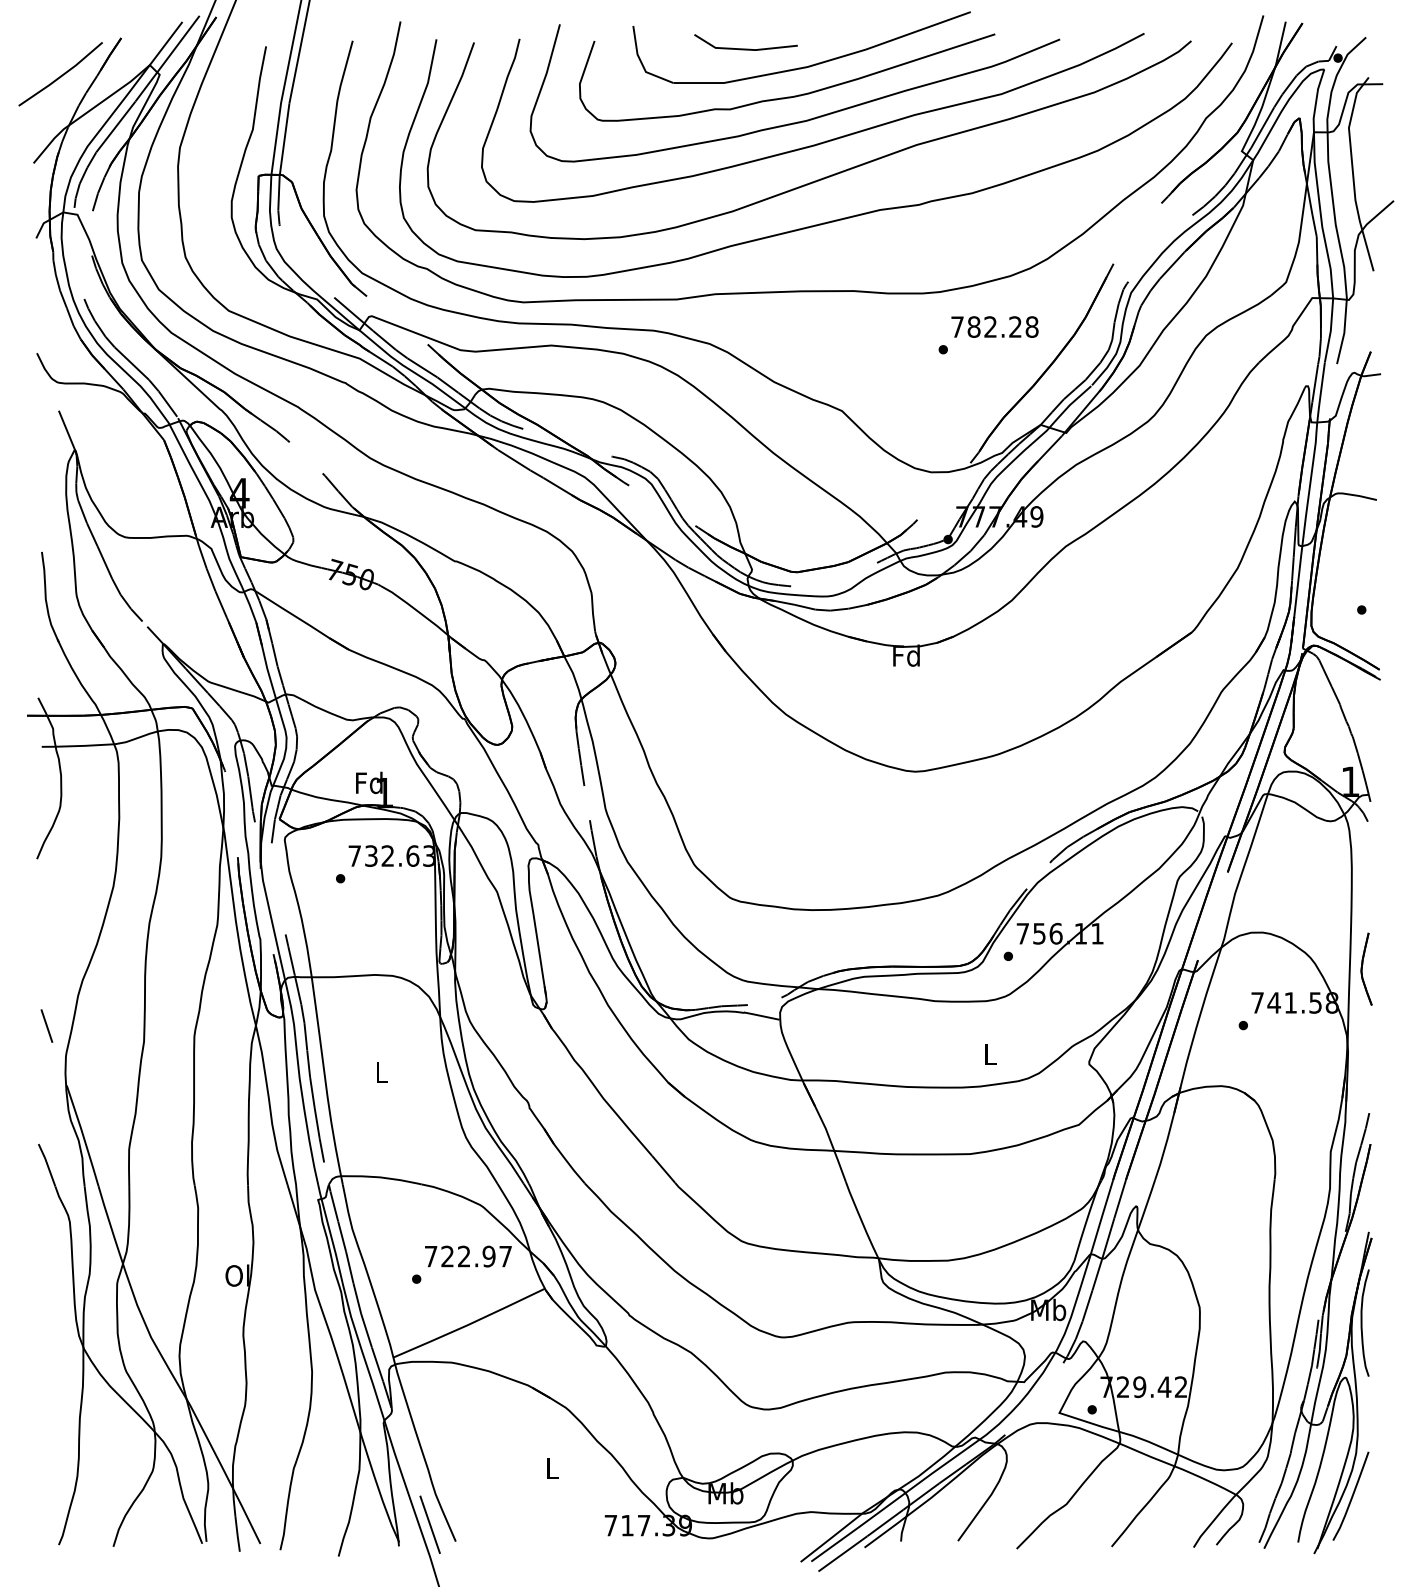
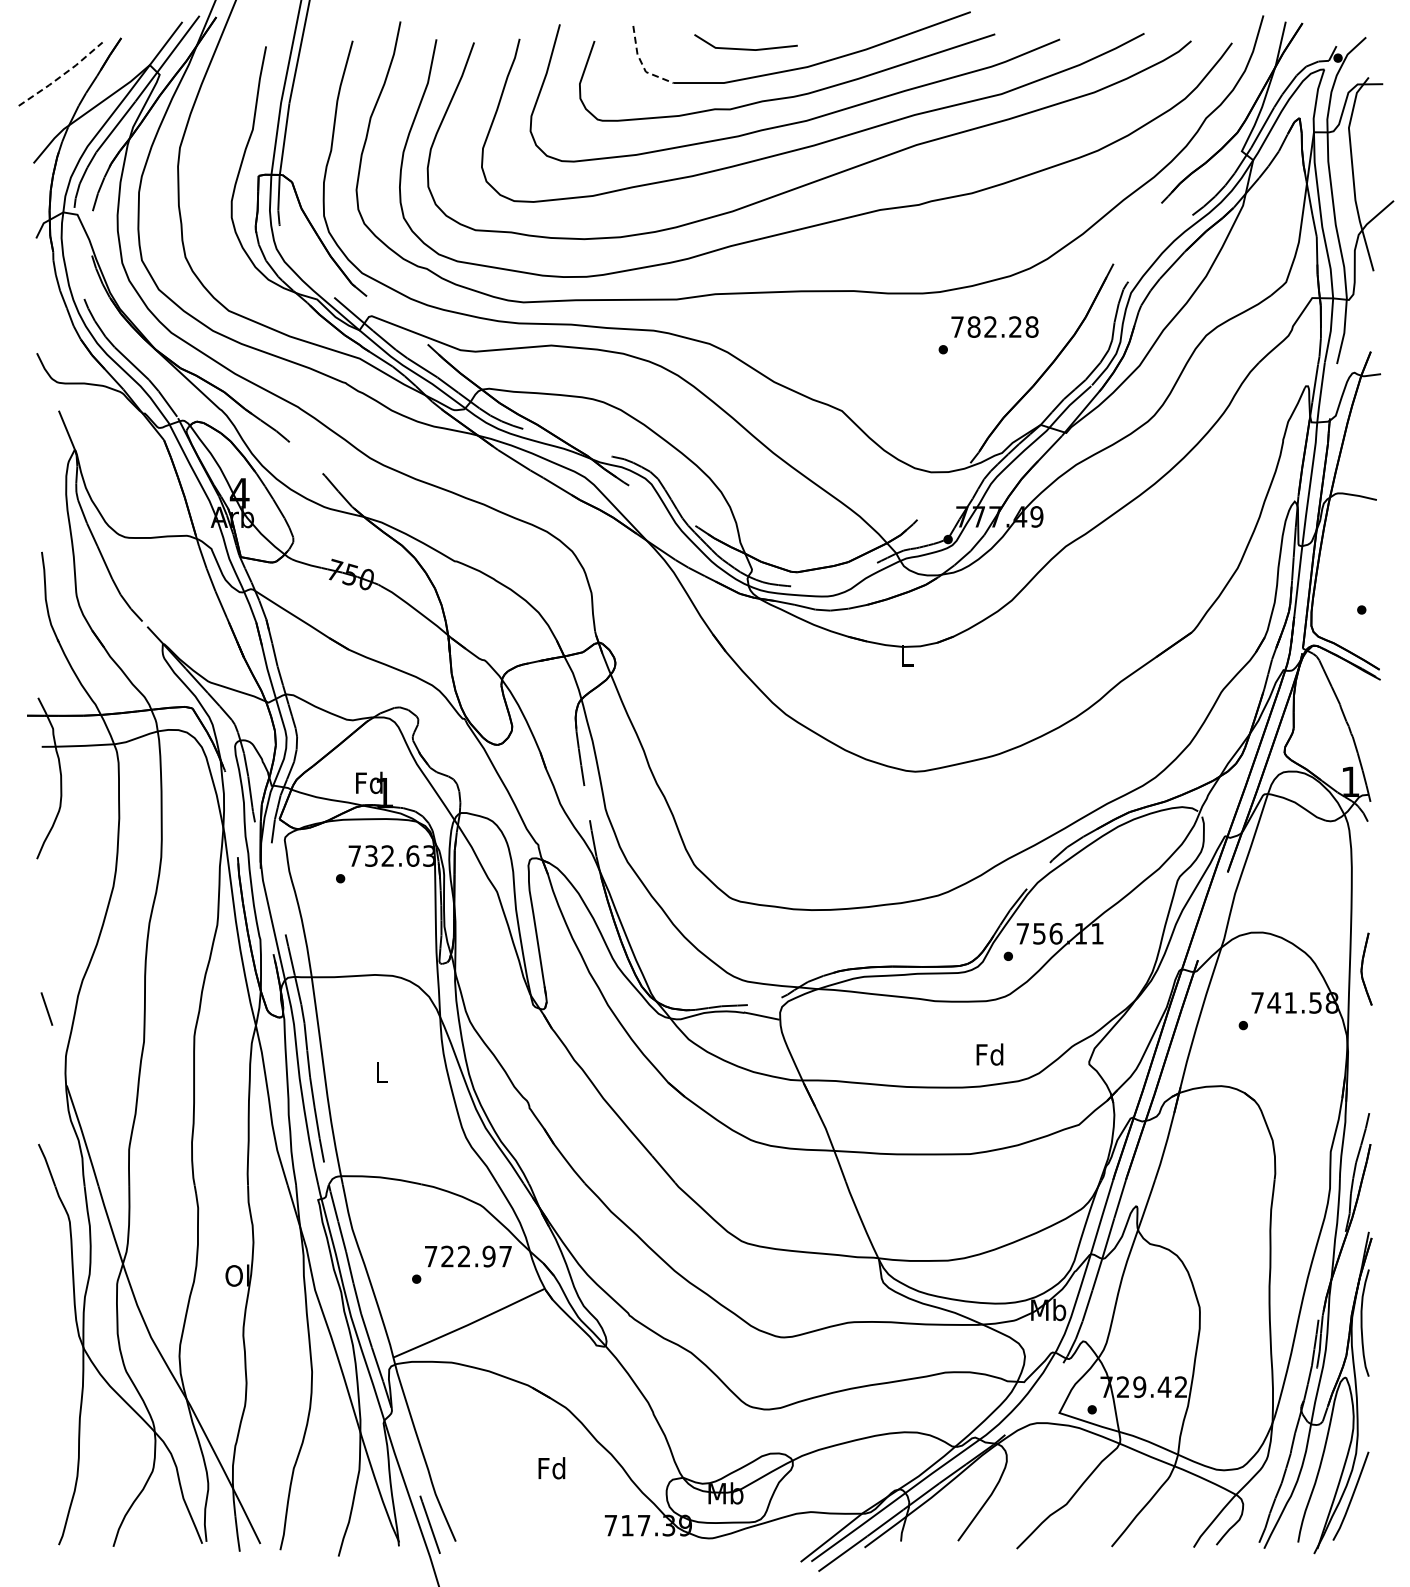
line: solid -> dashed (642, 64)
line: solid -> dashed (62, 75)
text: Fd -> L (906, 655)
line position: (46, 1025) -> (46, 1008) (46, 1008)
text: L -> Fd (989, 1054)
text: L -> Fd (551, 1468)
